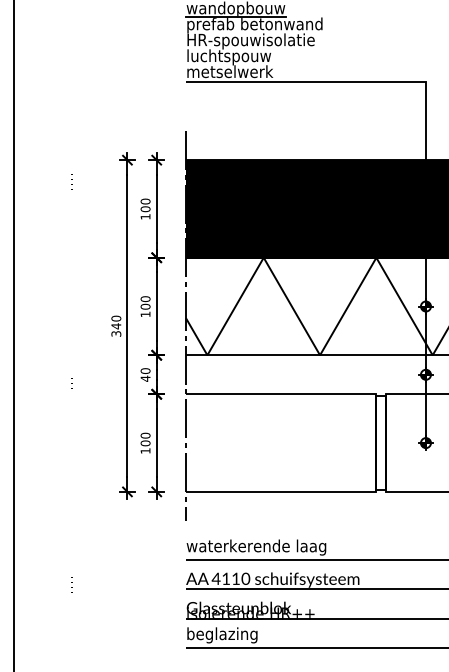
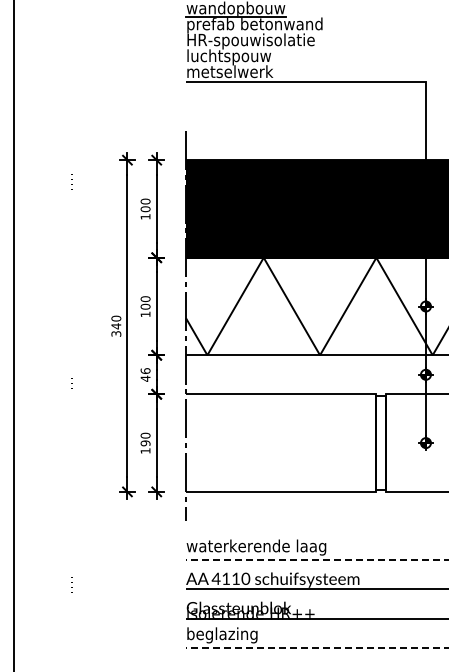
text: 40 -> 46 (145, 370)
text: 100 -> 190 (145, 443)
line: solid -> dashed (316, 560)
line: solid -> dashed (316, 647)
